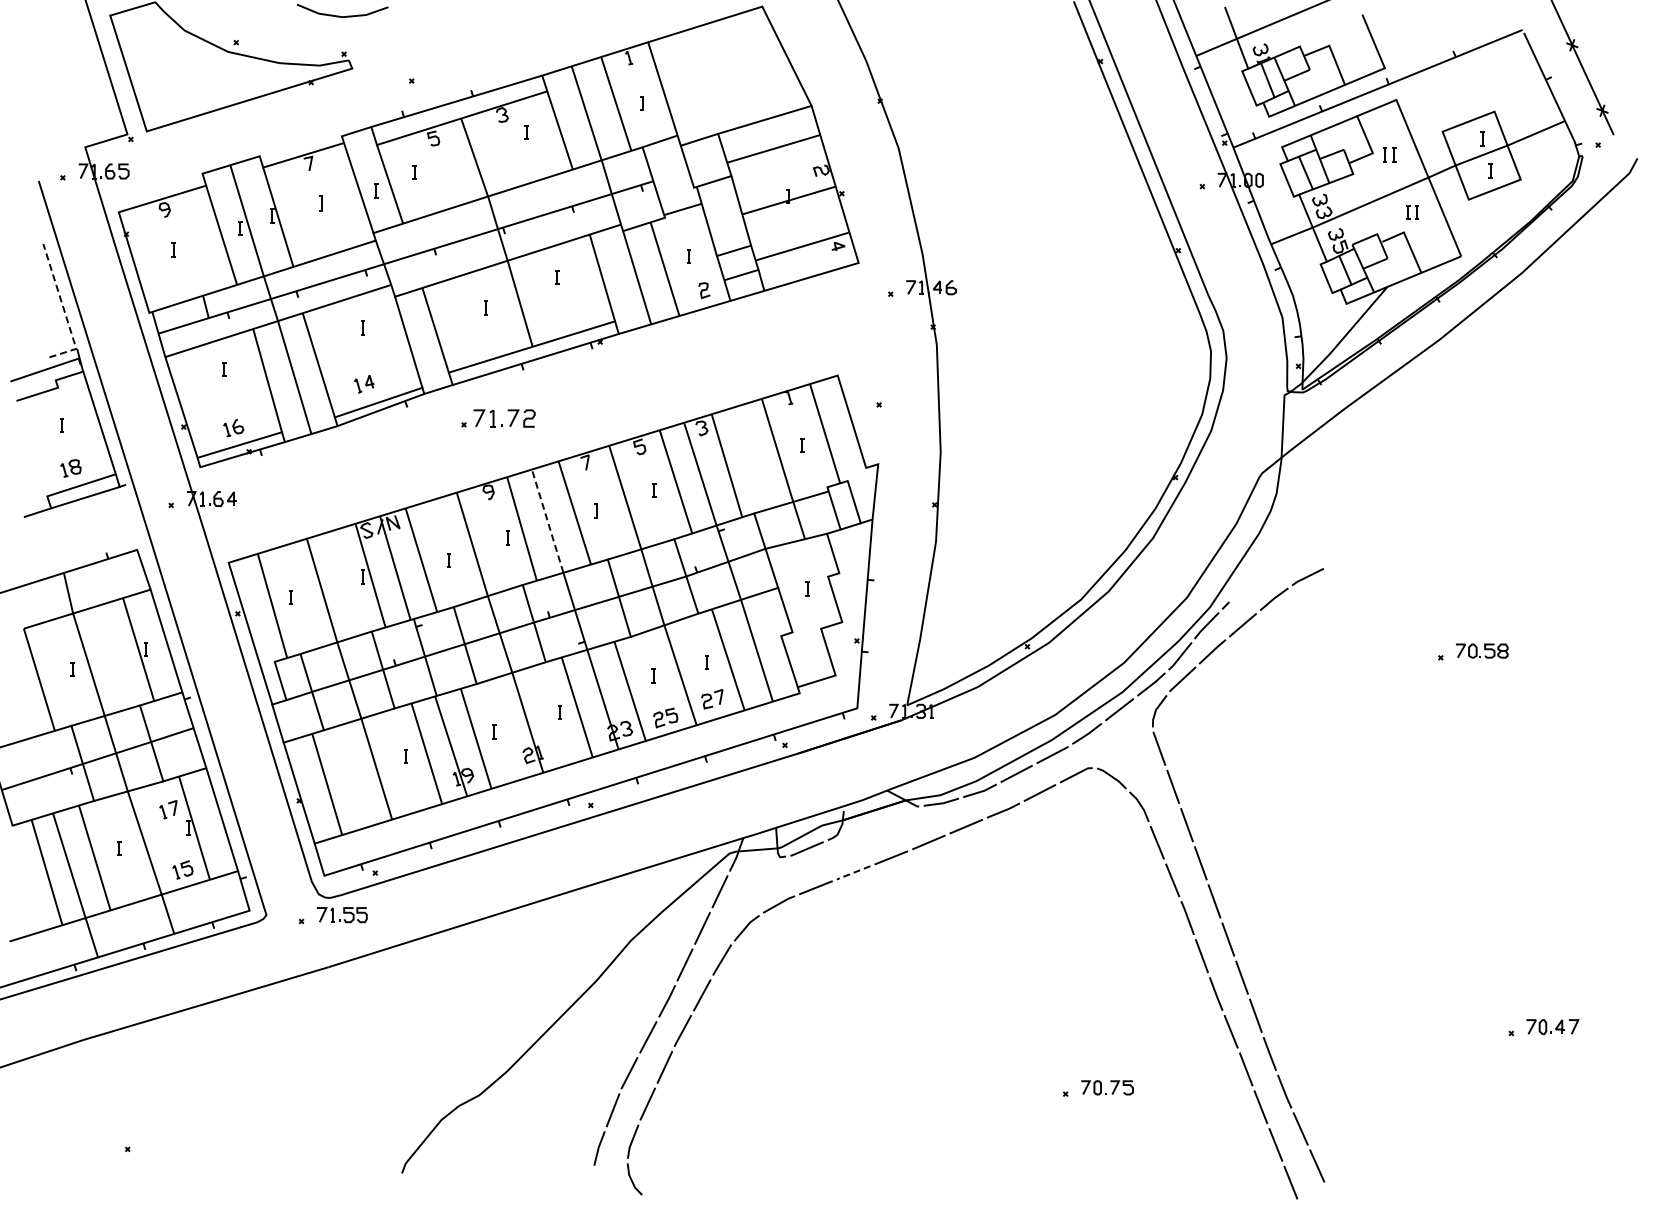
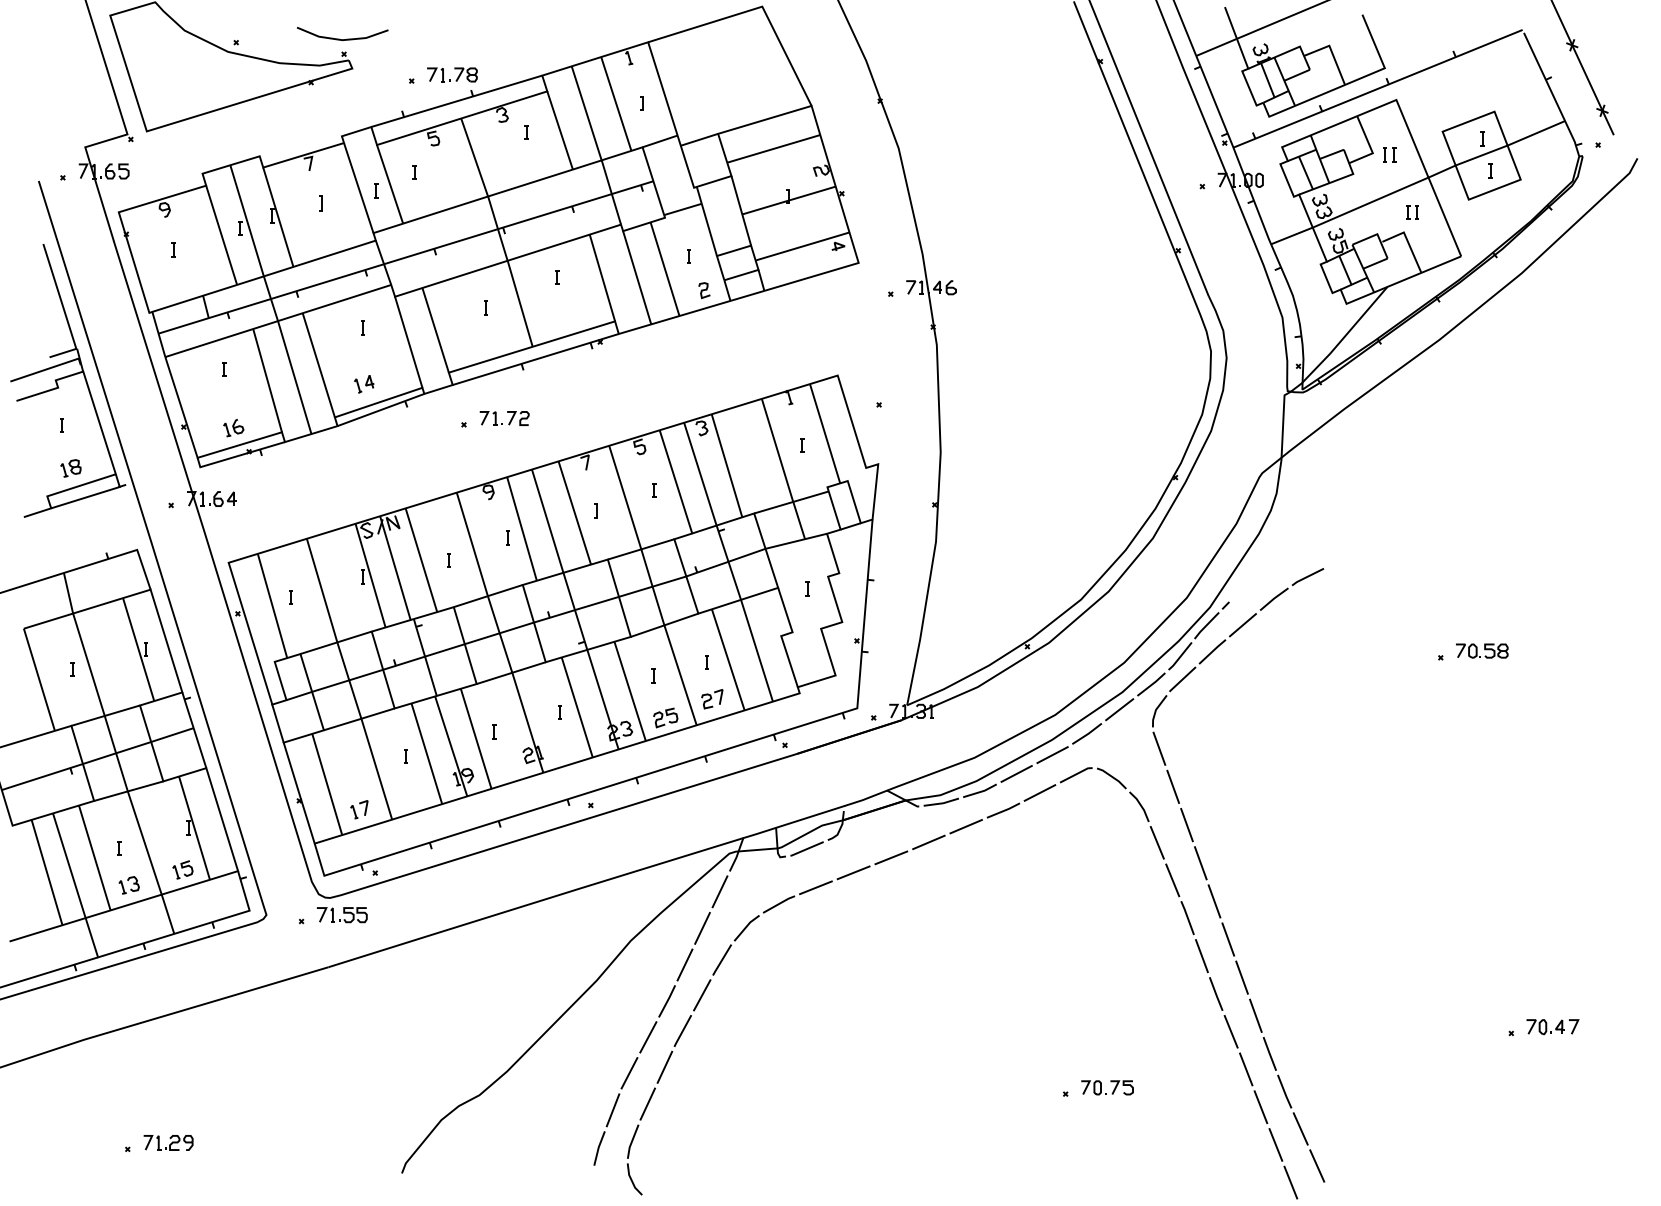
line position: (339, 15) -> (339, 38) (339, 38)
part: none -> present (452, 74)
line: dashed -> solid (64, 310)
part size: 63x19 px -> 51x15 px (504, 418)
line: dashed -> solid (547, 521)
part position: (168, 809) -> (359, 809) (359, 809)
line: dashed -> solid (853, 873)
part: none -> present (128, 885)
part: none -> present (168, 1142)
